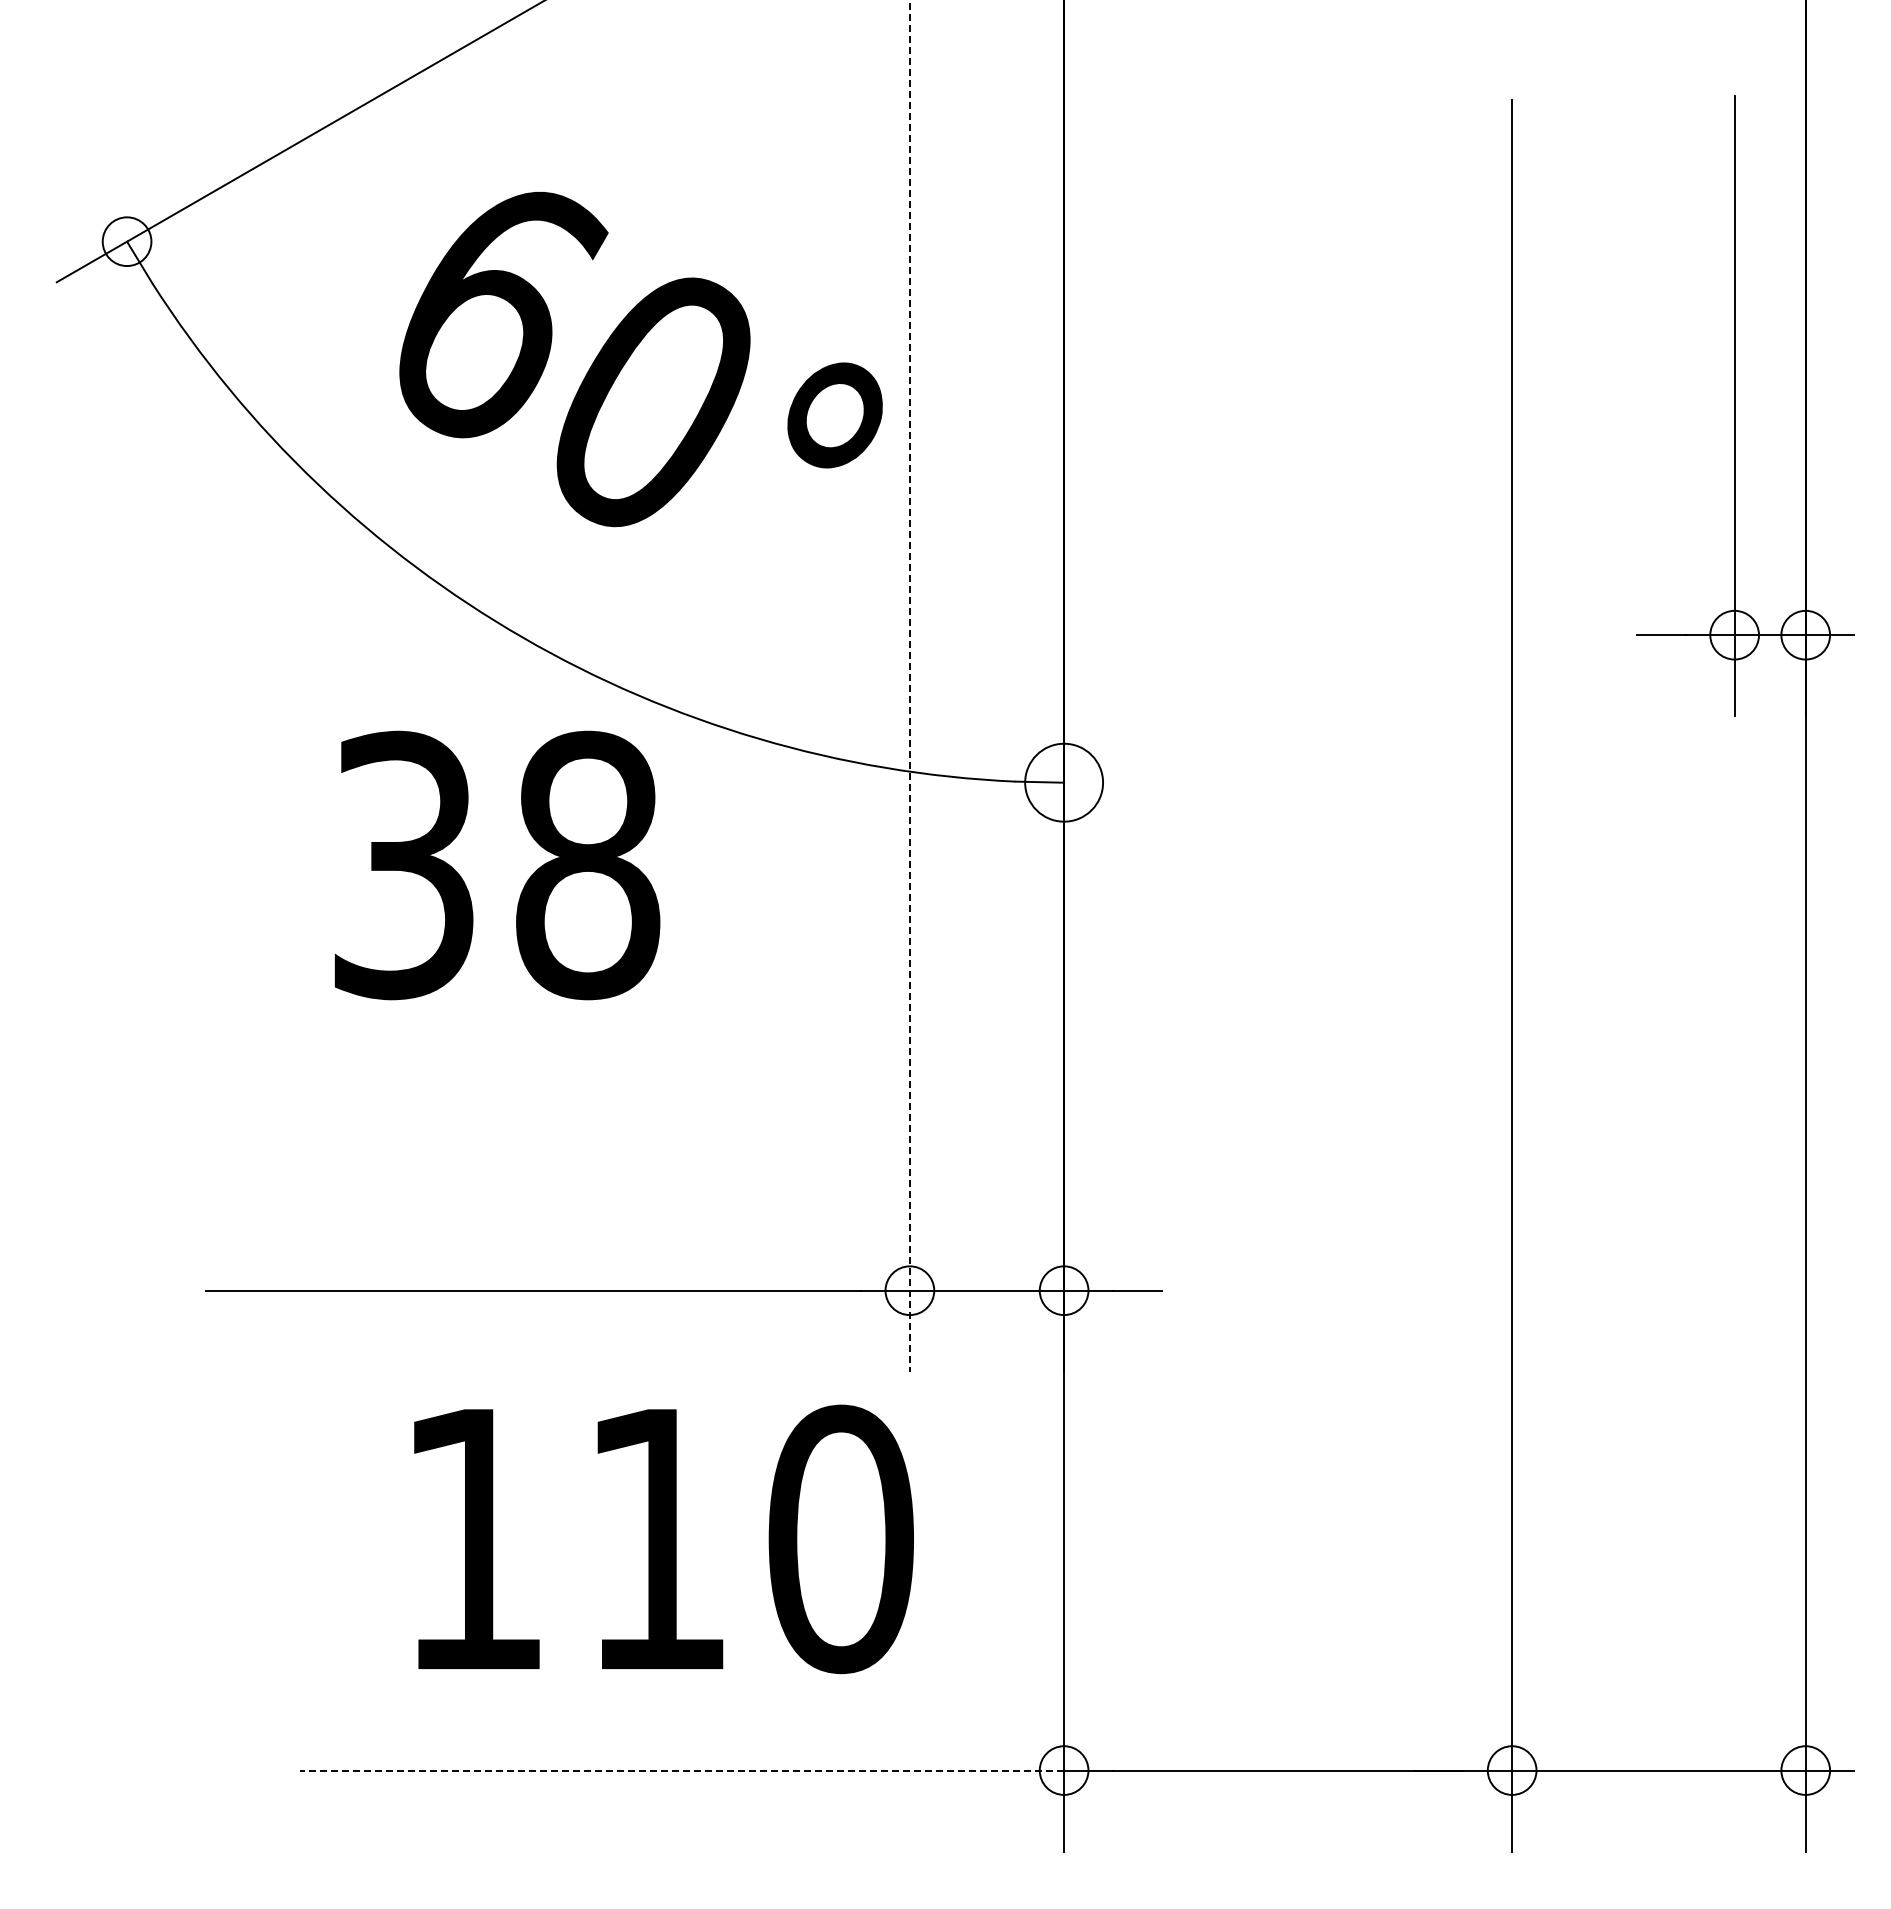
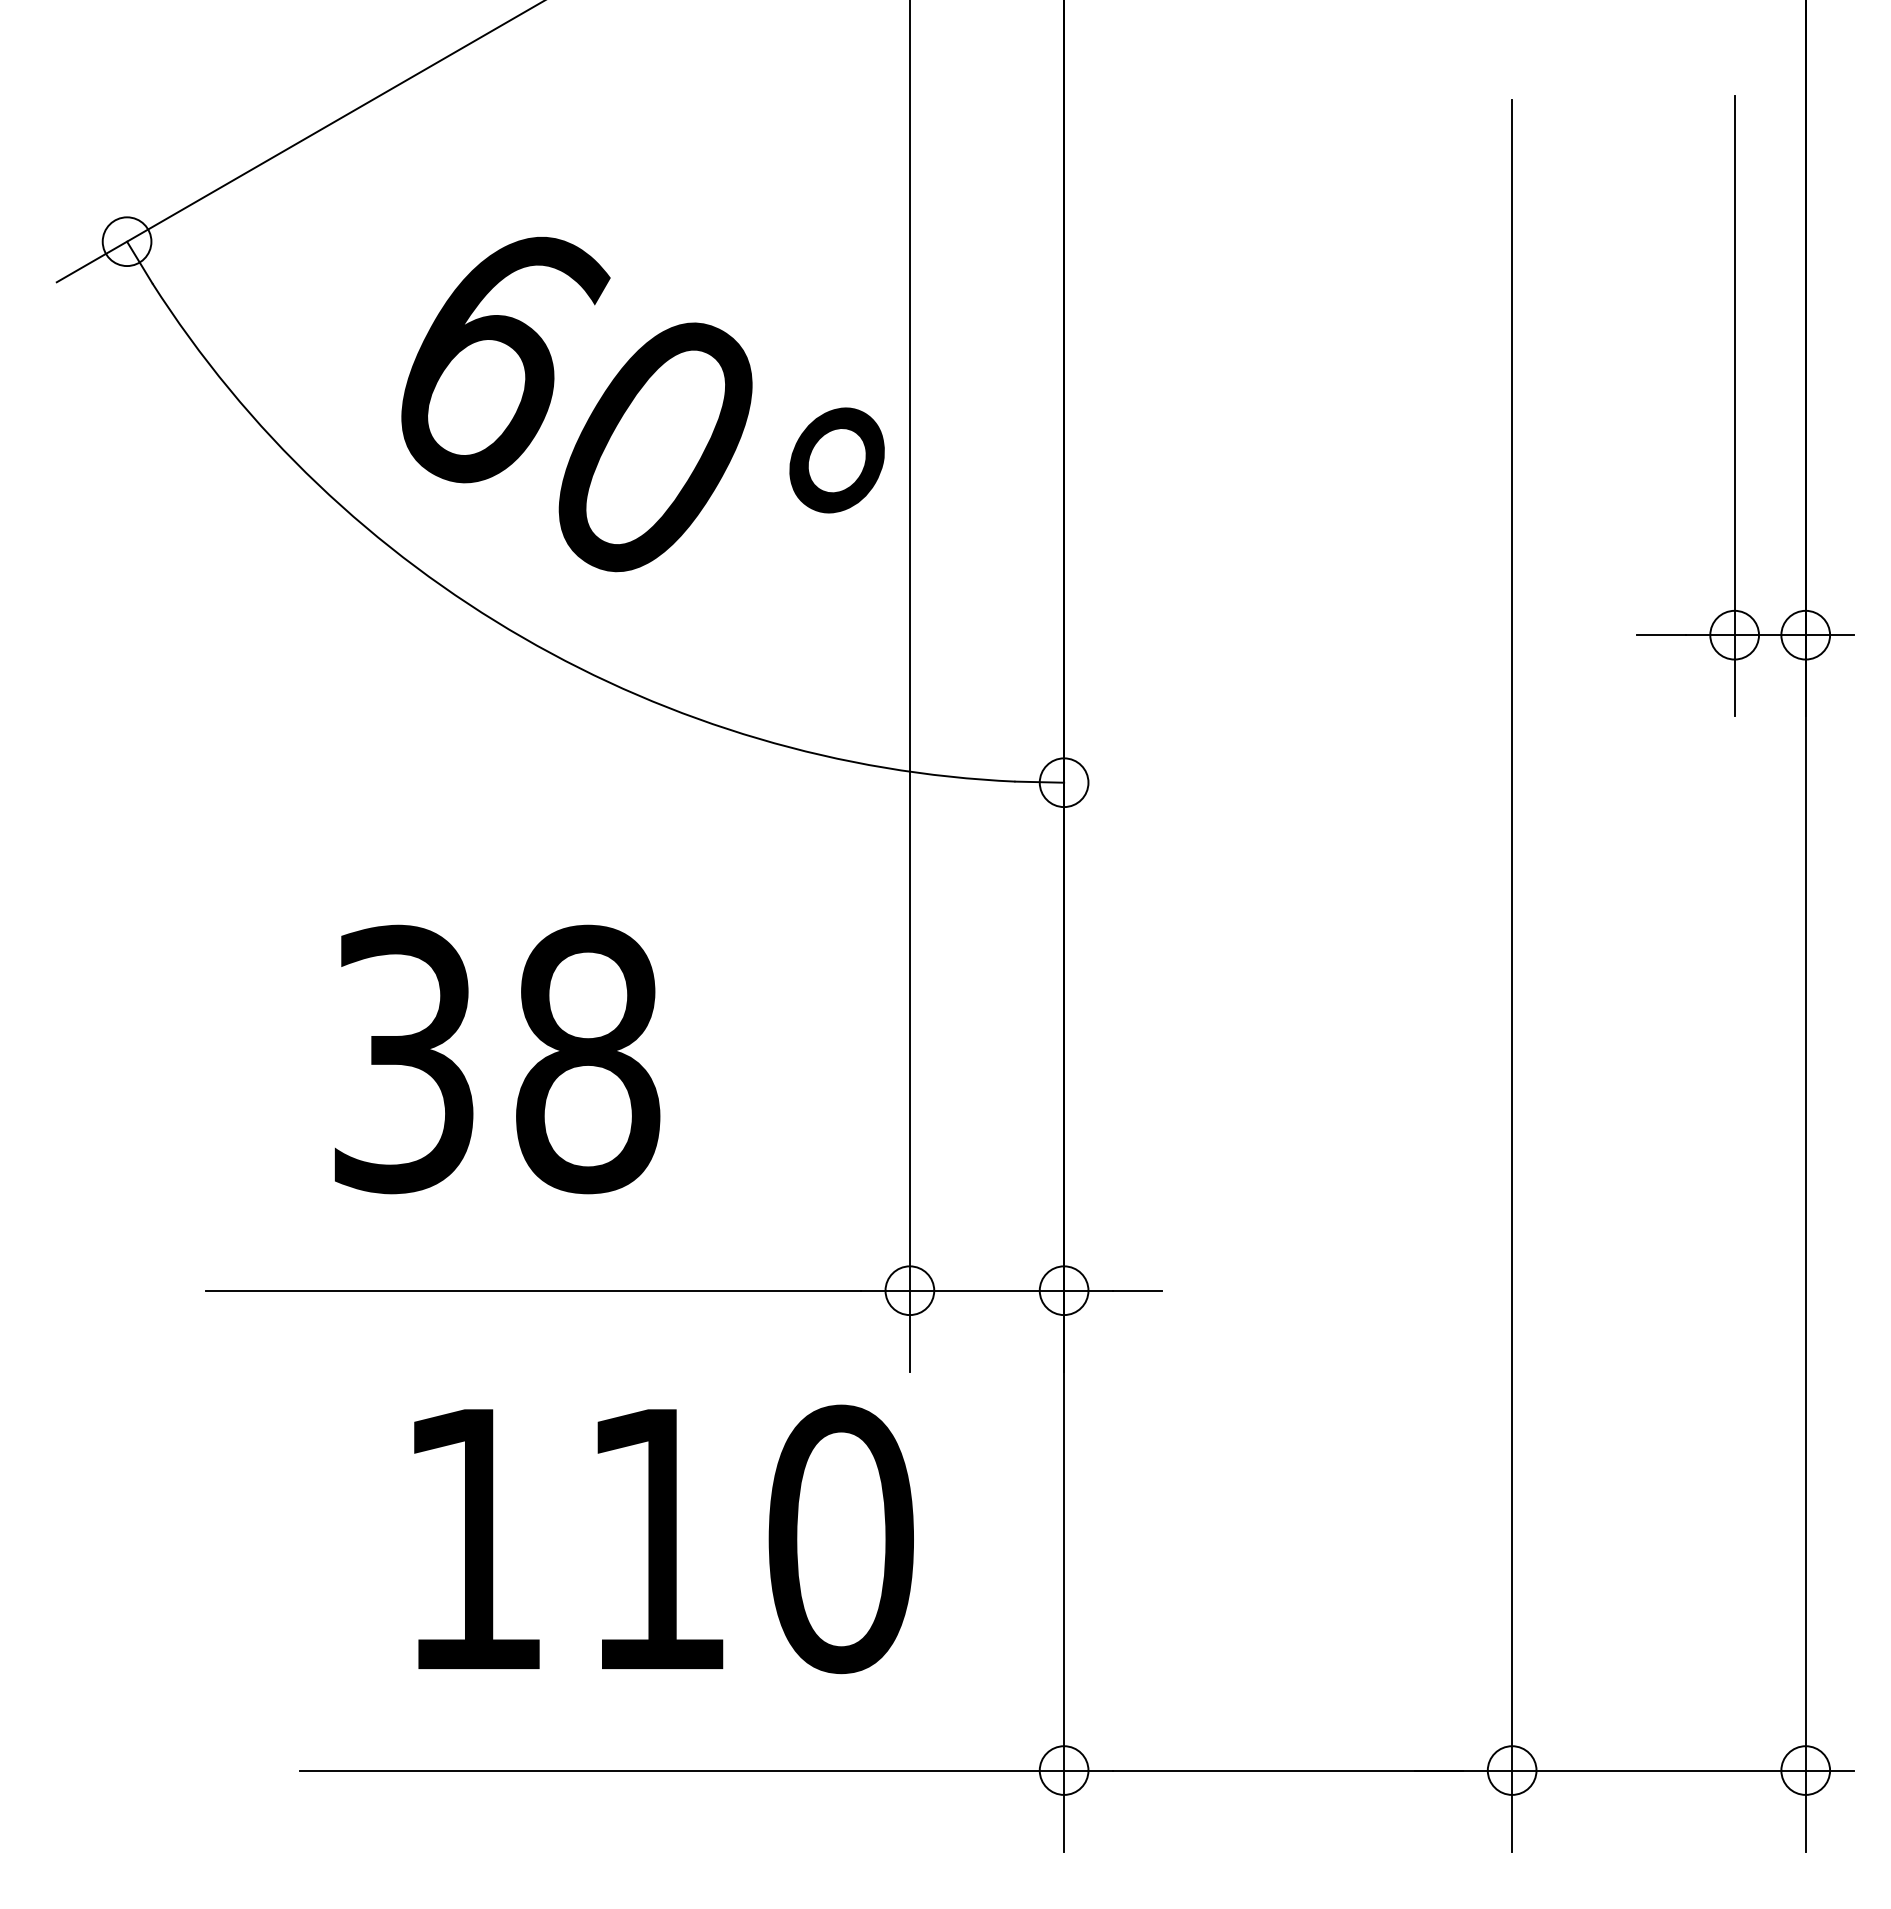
text position: (640, 359) -> (642, 404) (642, 404)
line: dashed -> solid (909, 686)
circle diameter: 78 px -> 49 px (1063, 782)
text position: (497, 865) -> (497, 1059) (497, 1059)
line: dashed -> solid (682, 1770)
